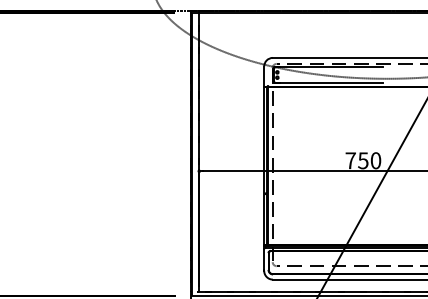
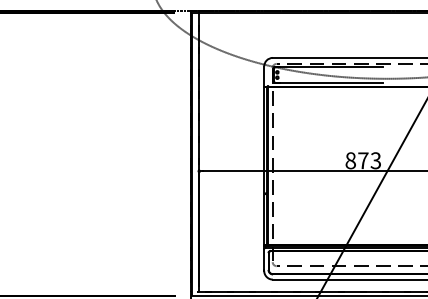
text: 750 -> 873 (363, 160)
